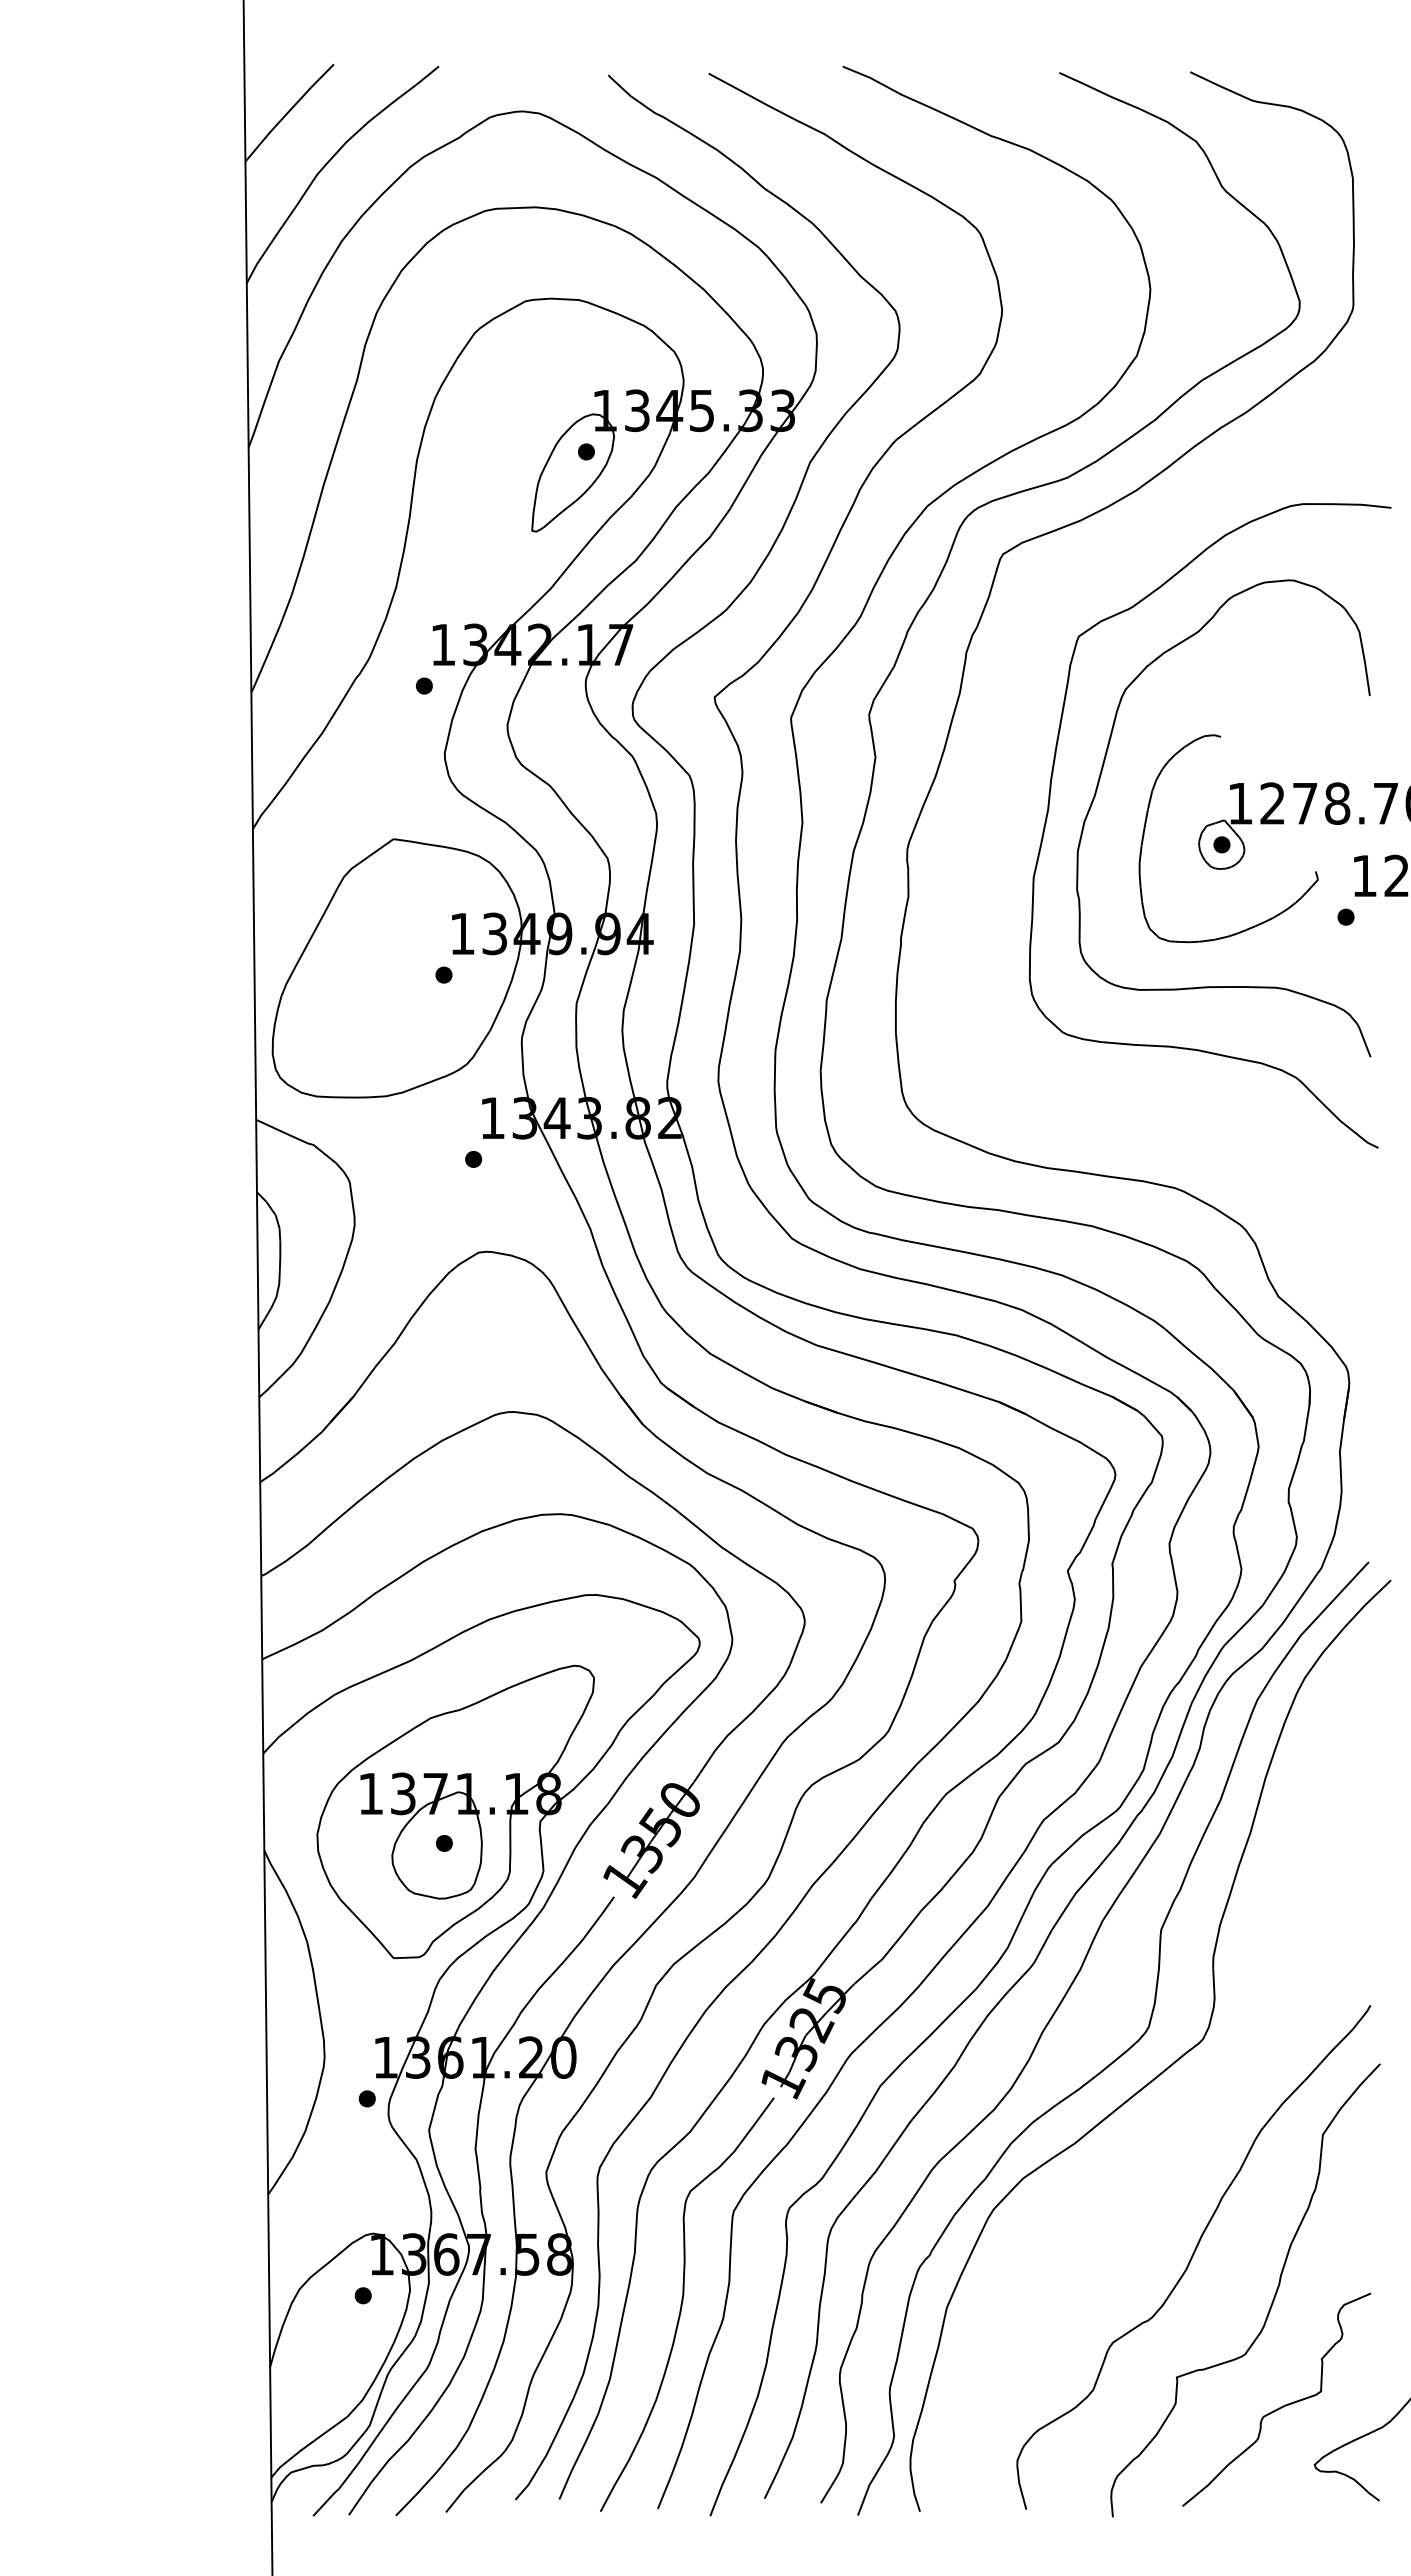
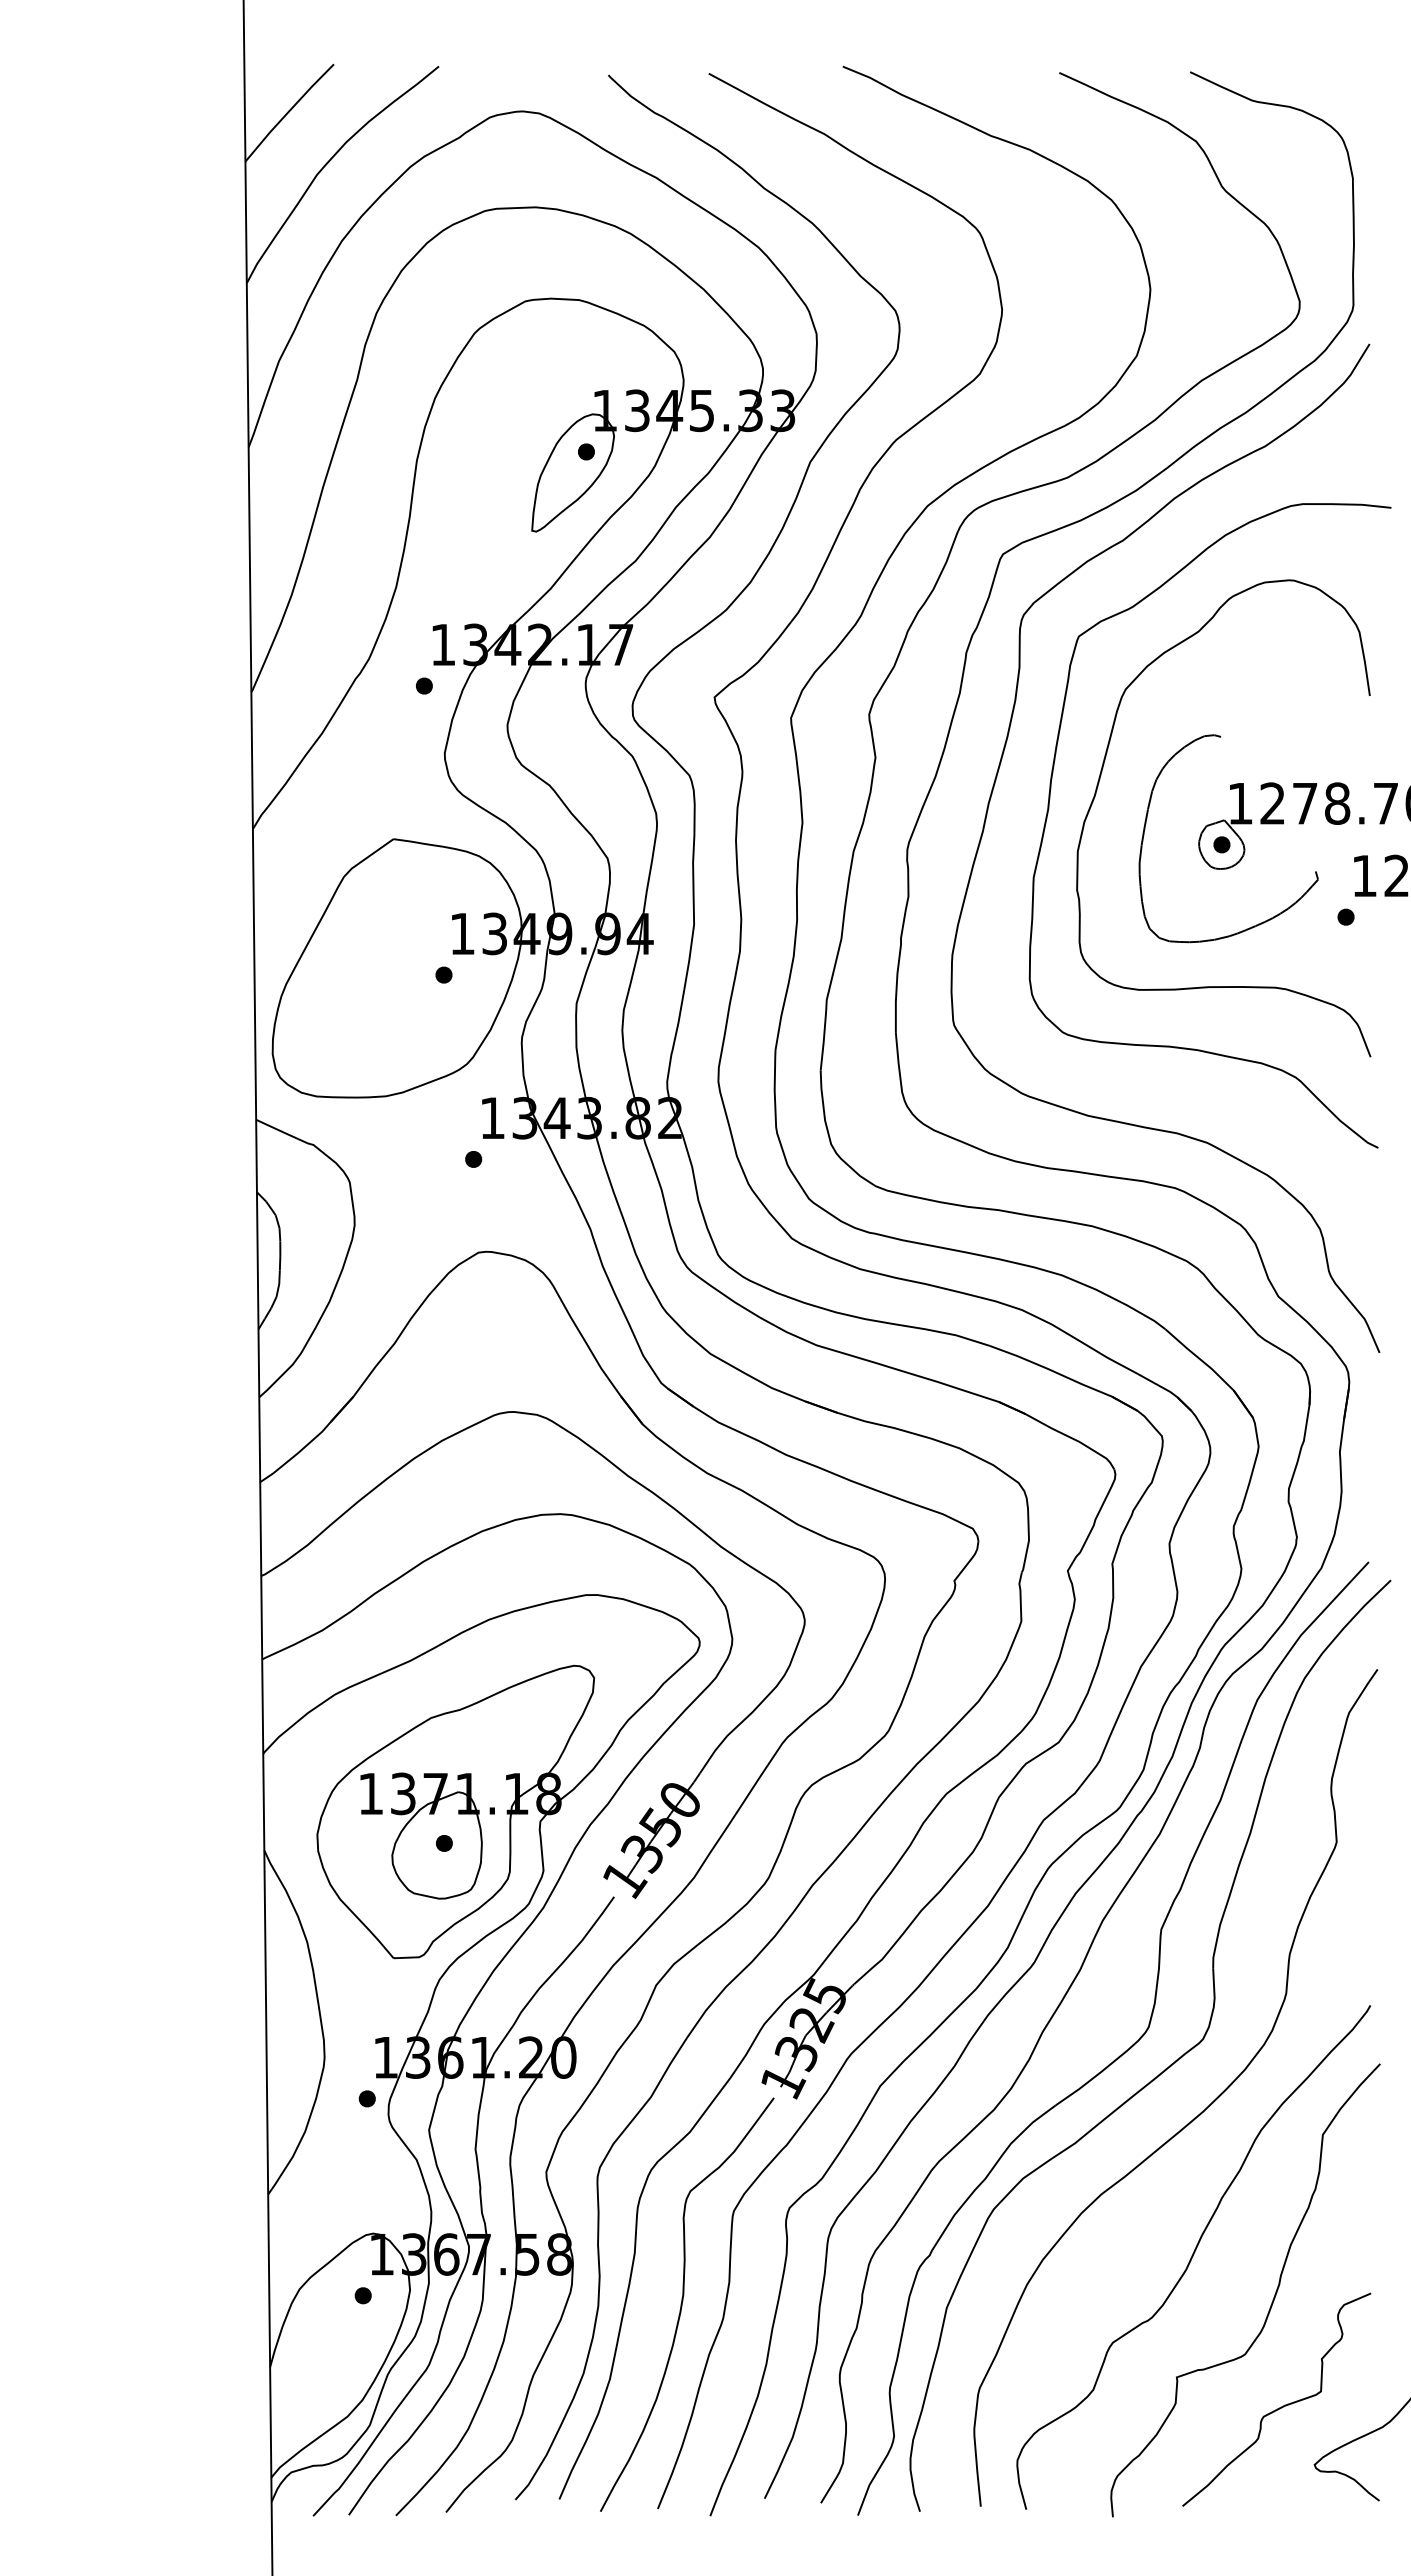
curve: none -> present (991, 798)
curve: none -> present (1195, 2116)
